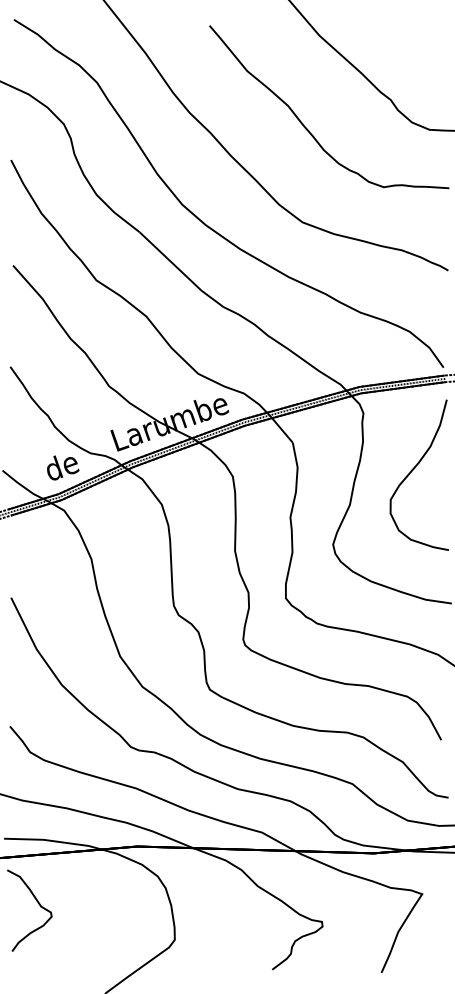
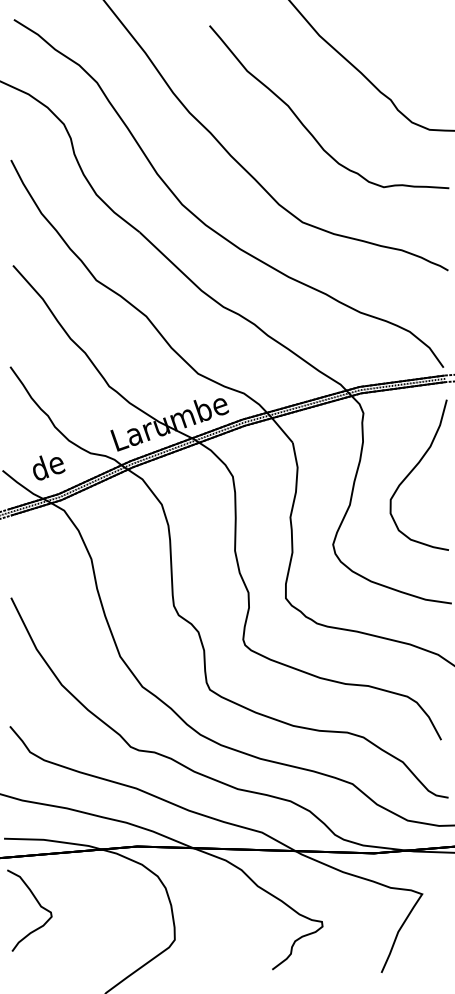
text position: (63, 467) -> (49, 467) (49, 467)
